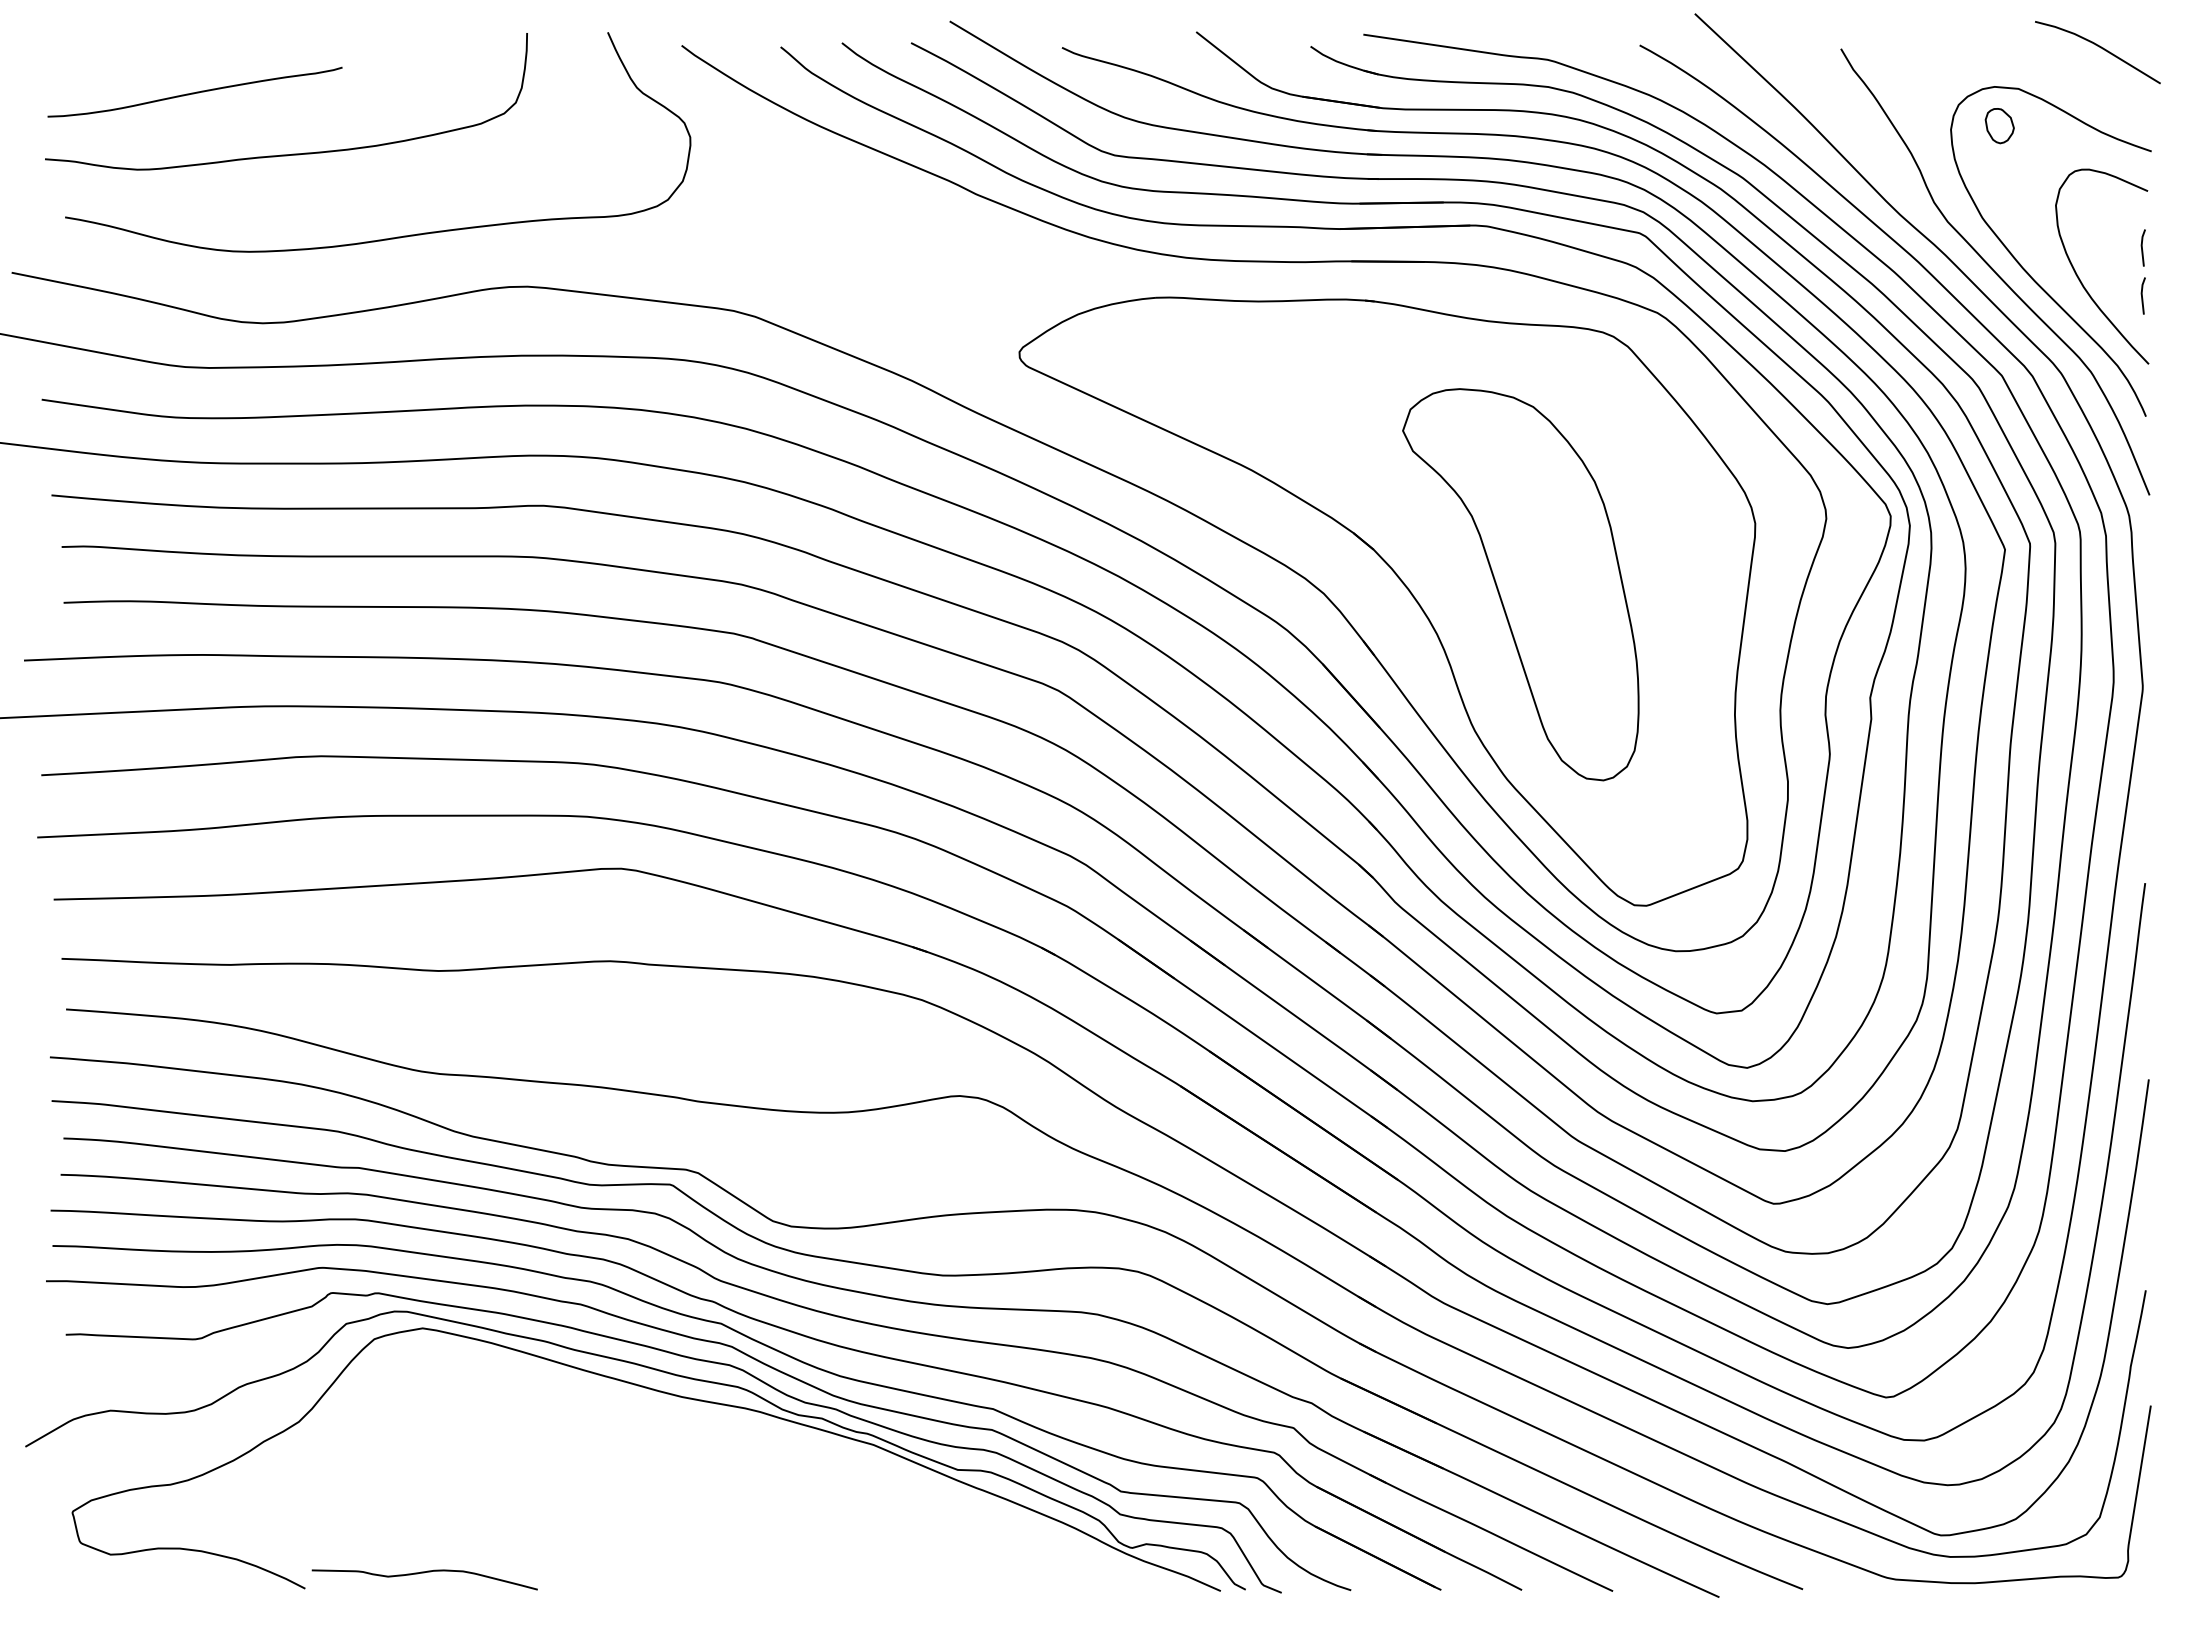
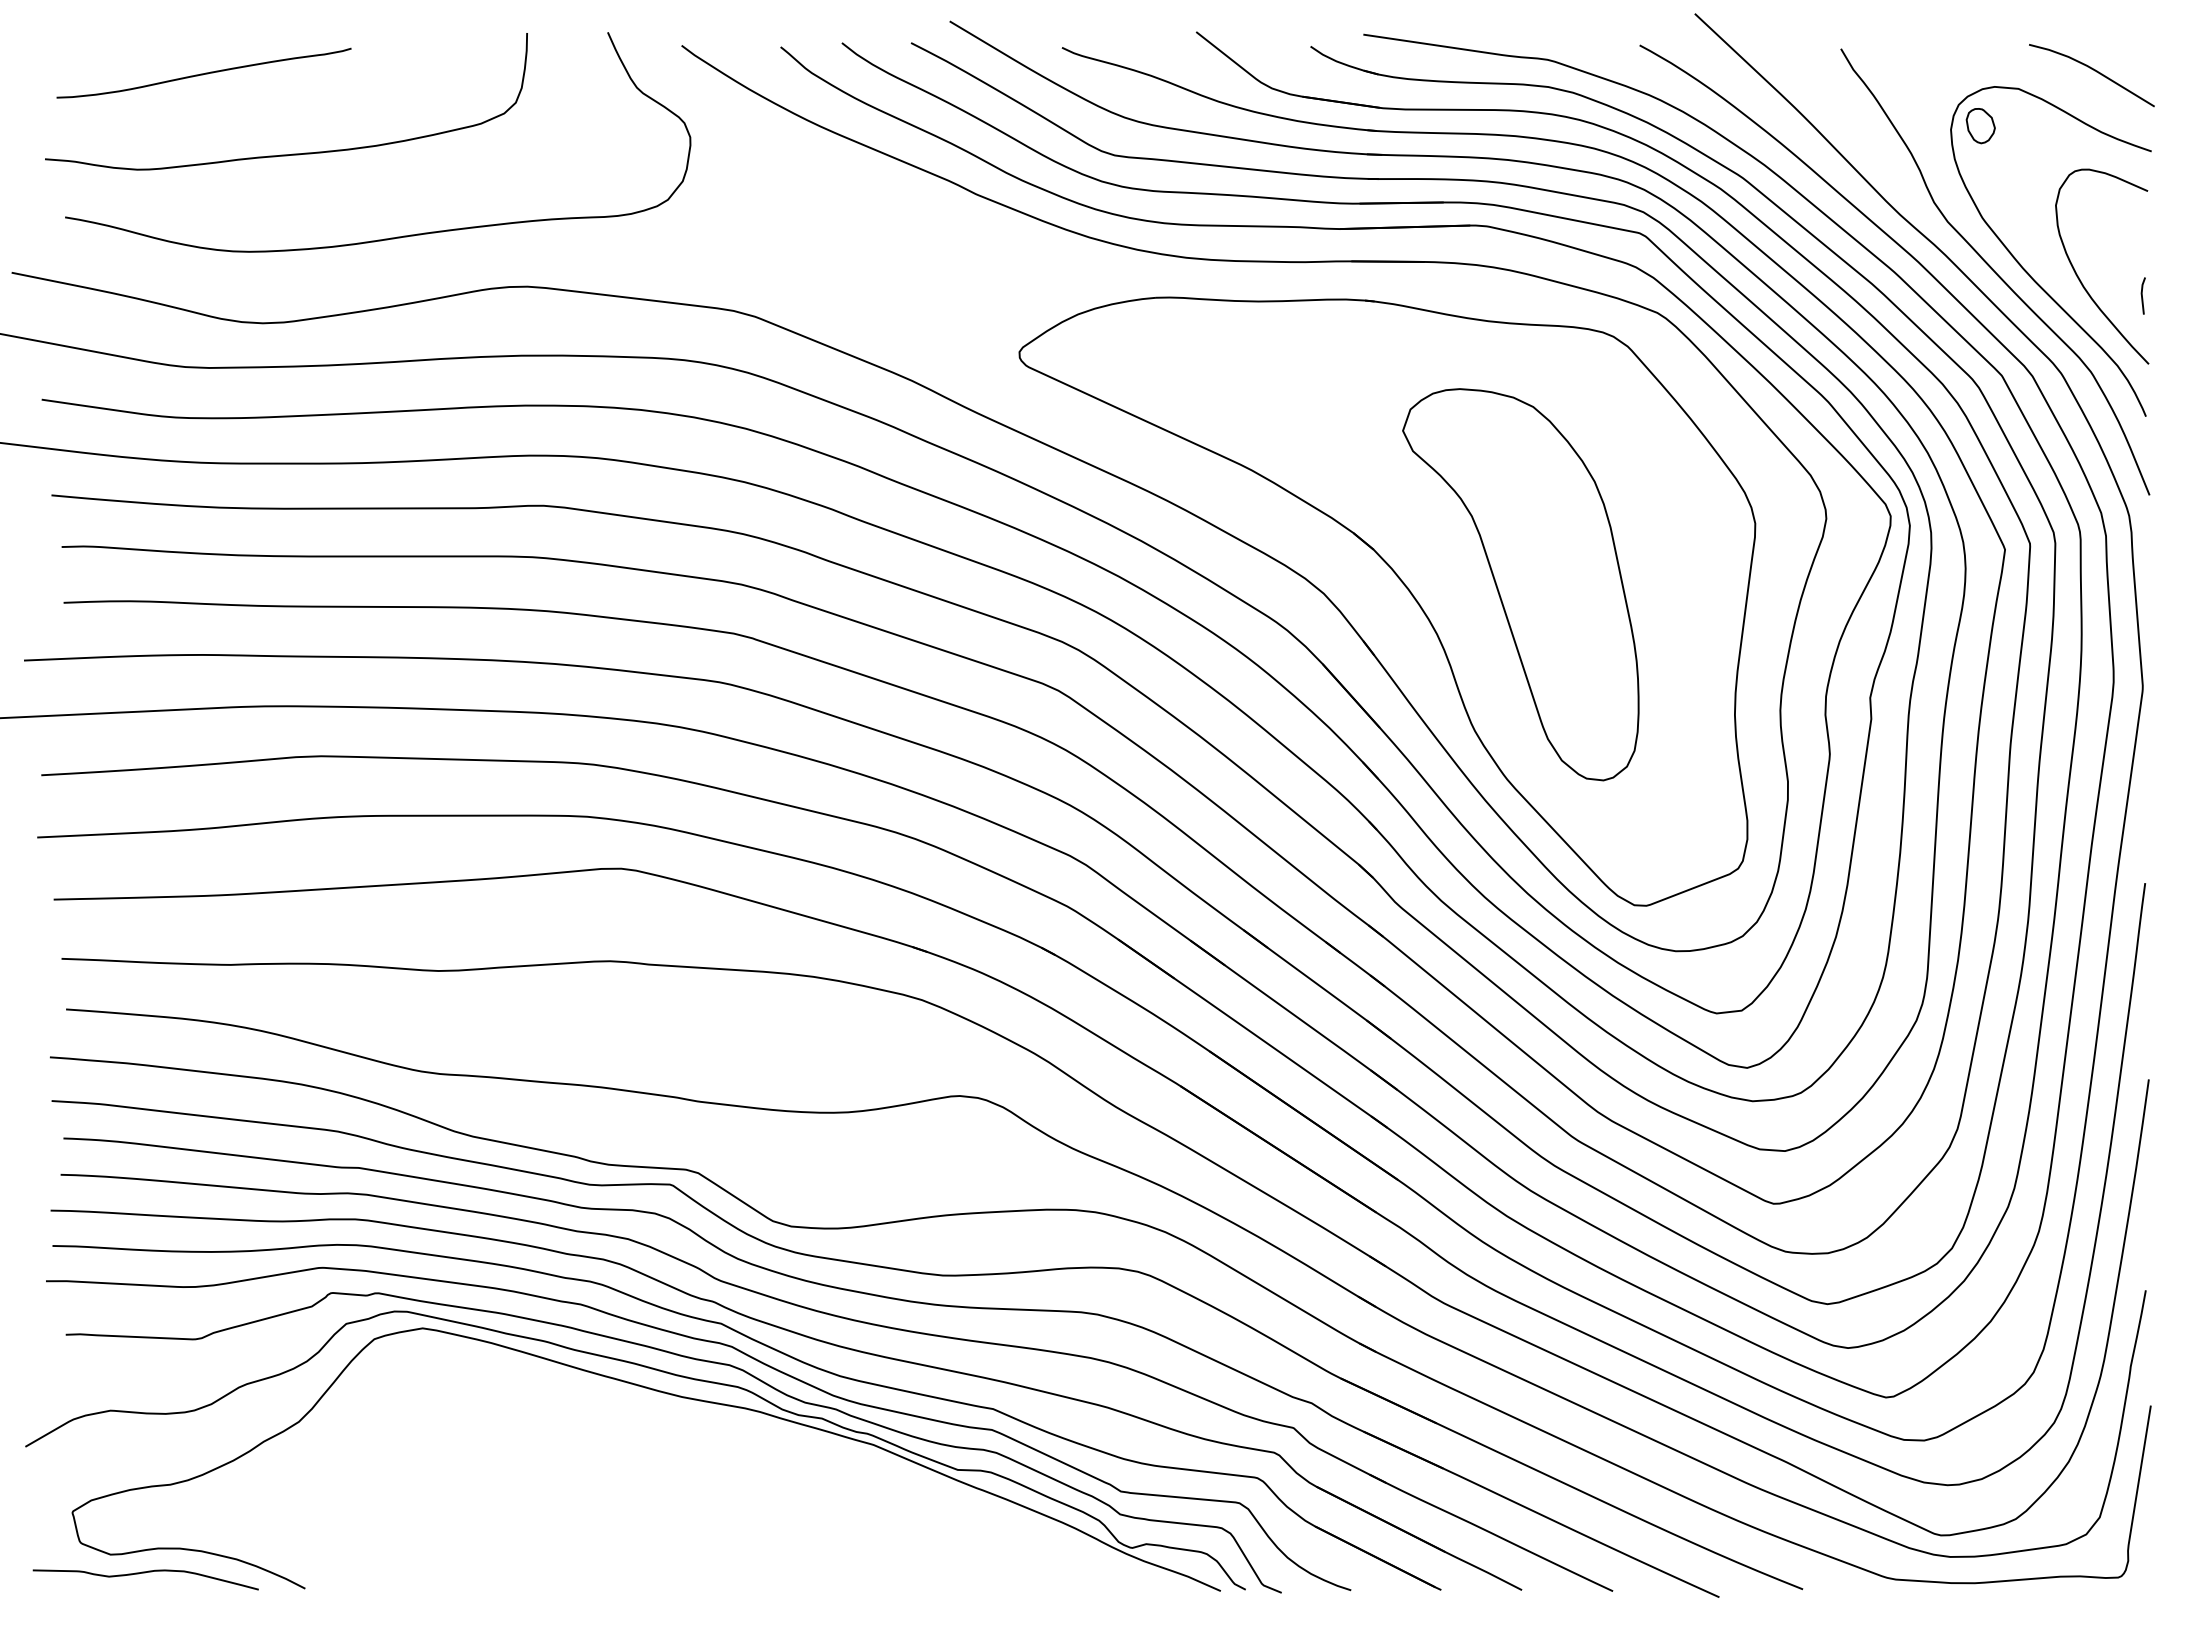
curve position: (2100, 48) -> (2094, 71) (2094, 71)
curve position: (194, 92) -> (203, 73) (203, 73)
part position: (1999, 126) -> (1980, 126) (1980, 126)
line: present -> none (2142, 247)
curve position: (424, 1573) -> (145, 1573) (145, 1573)
